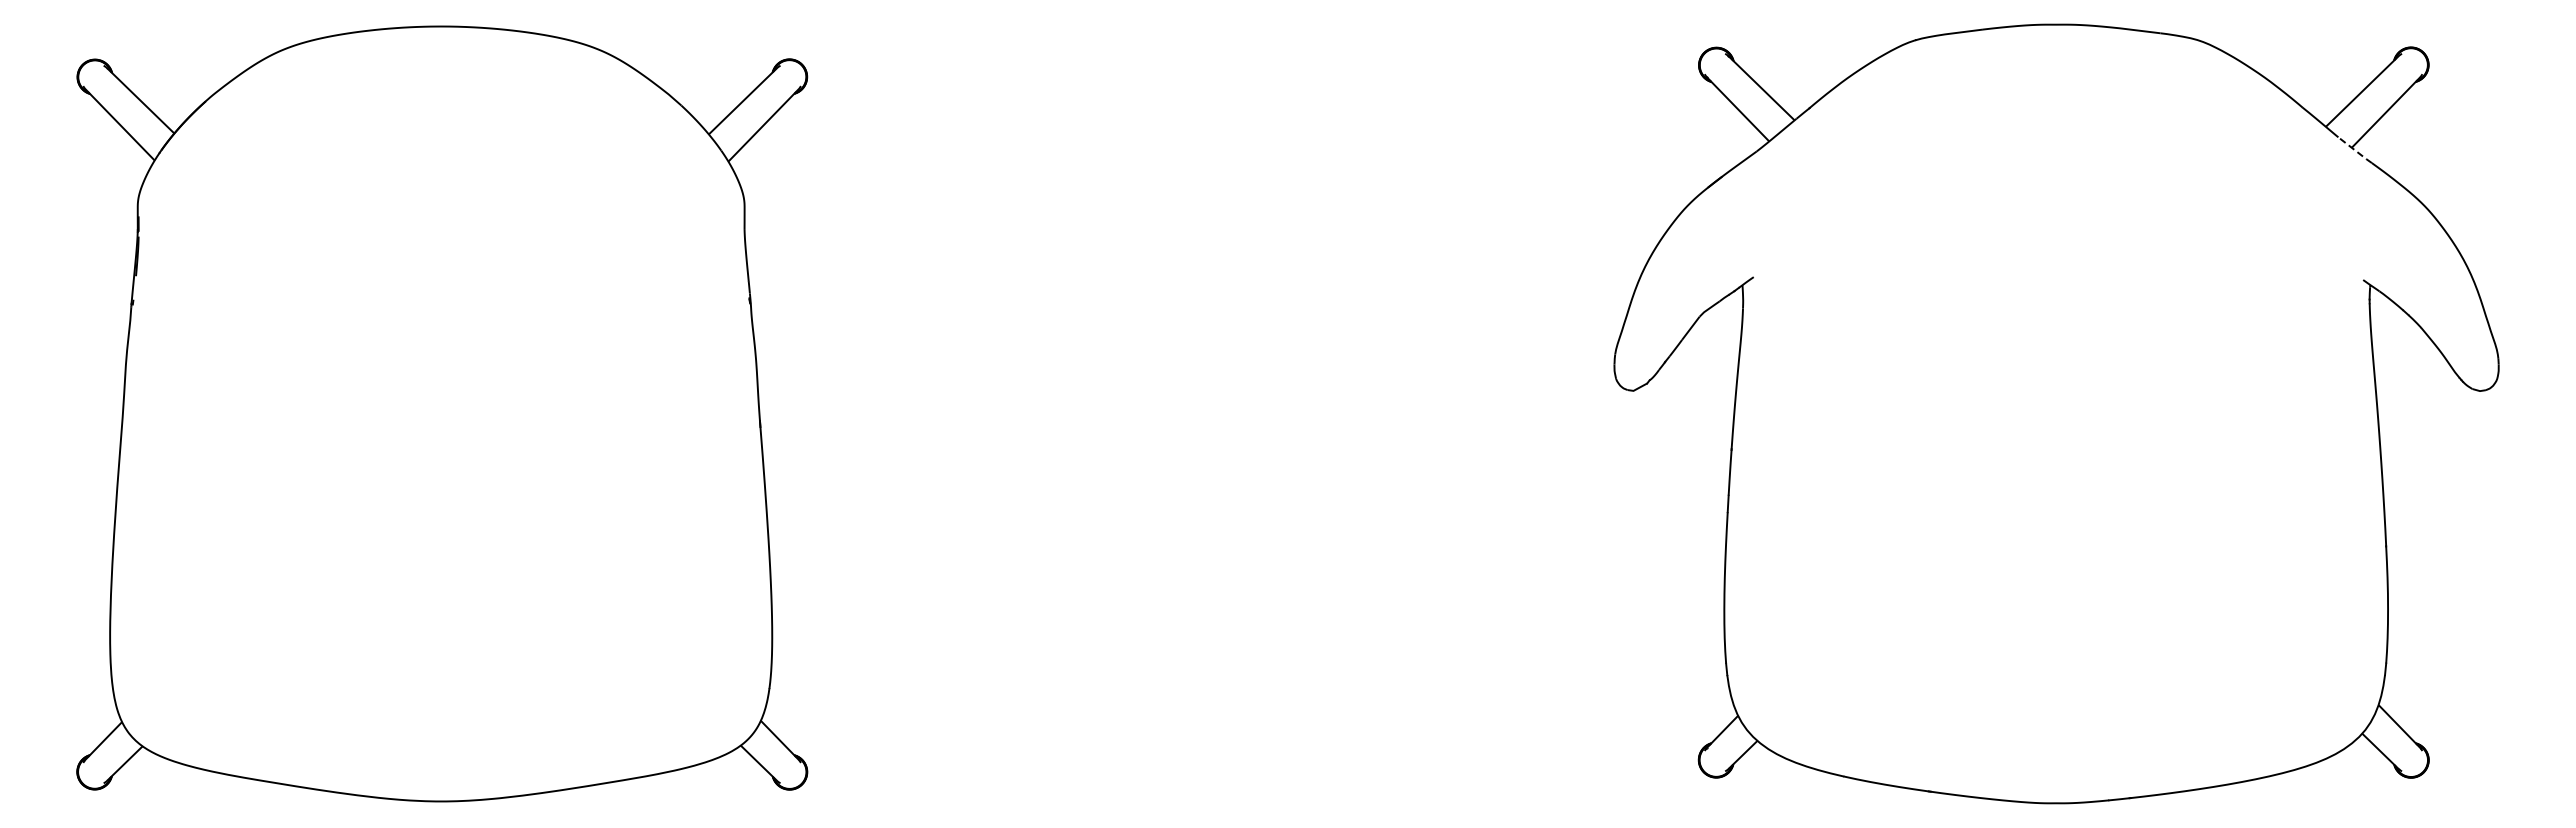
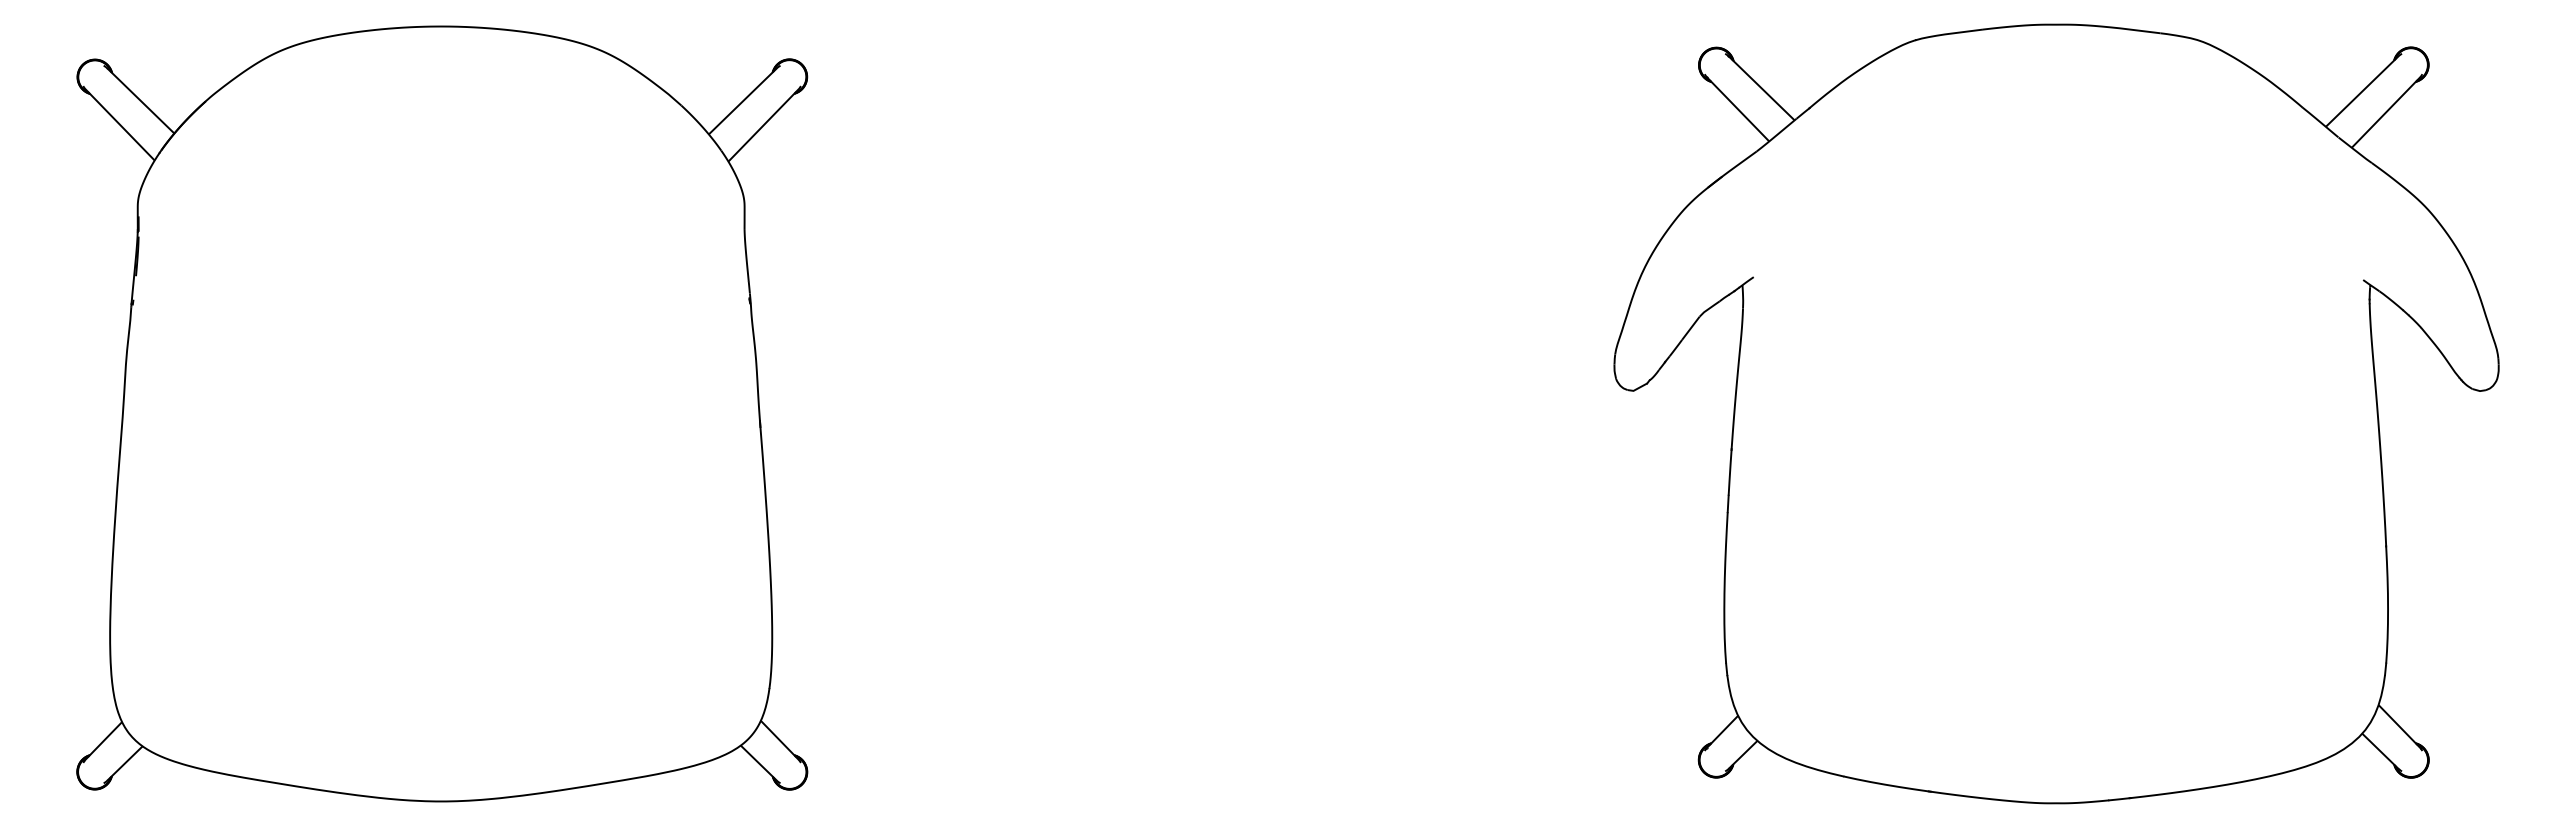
line: dashed -> solid (2355, 150)
